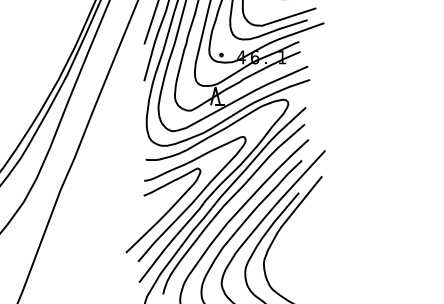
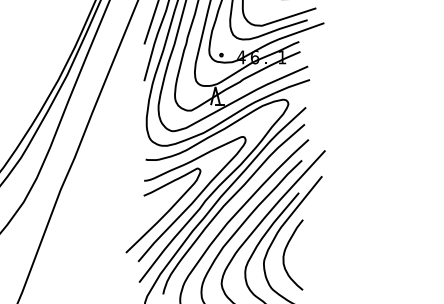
curve: none -> present (285, 253)
